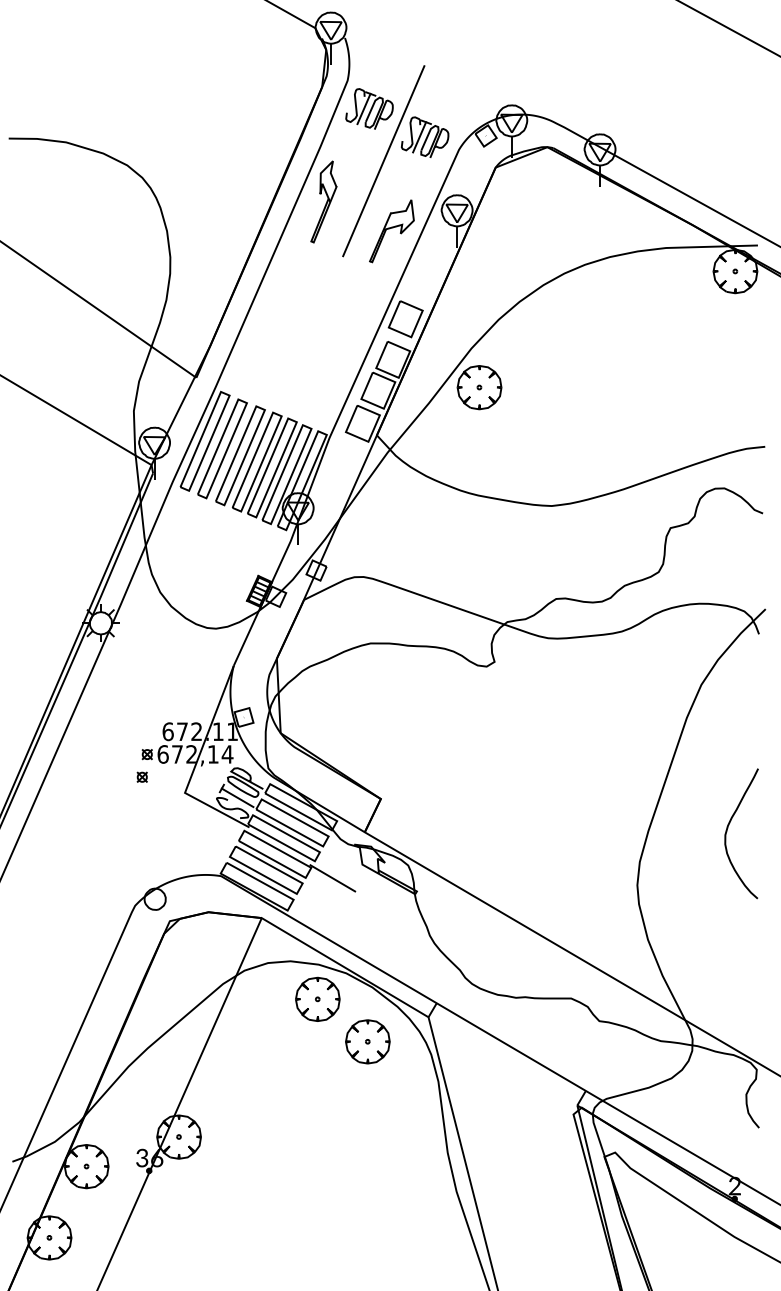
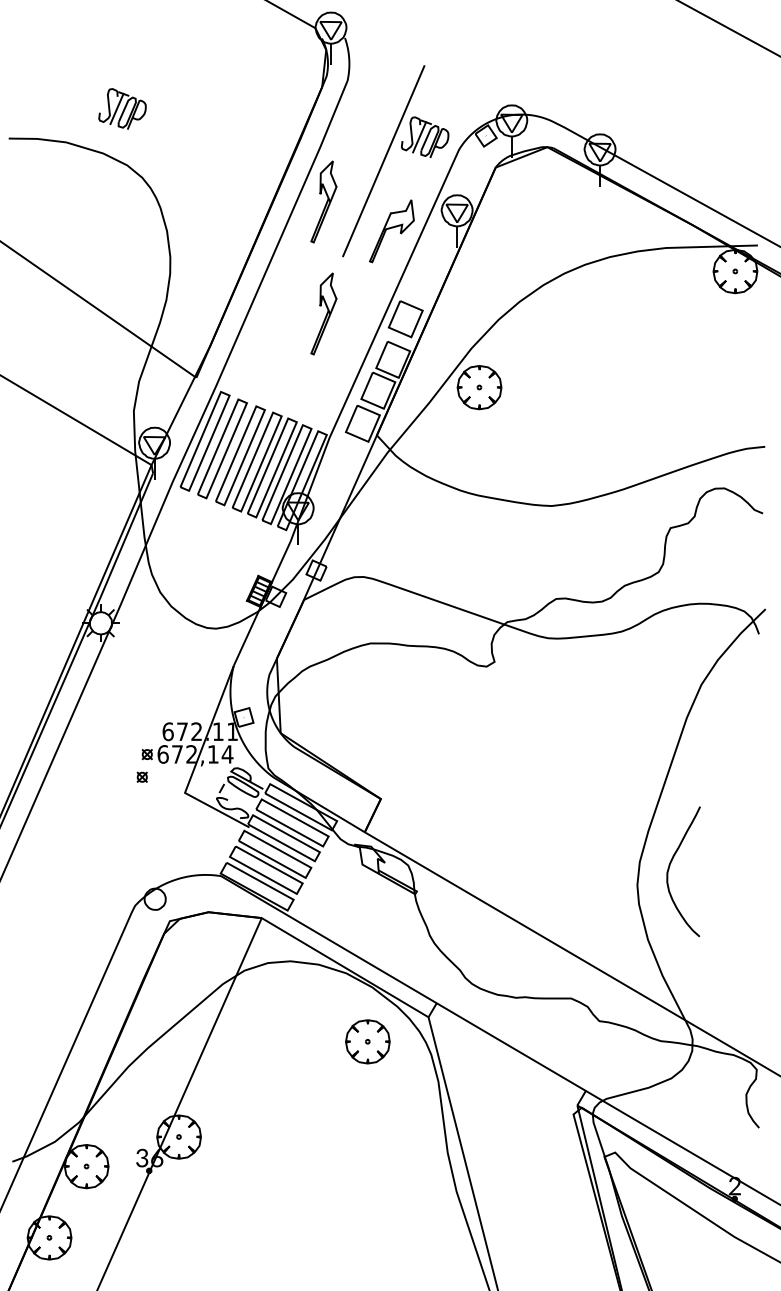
part position: (369, 108) -> (122, 108) (122, 108)
part: none -> present (323, 313)
line: present -> none (237, 797)
curve position: (728, 828) -> (670, 866) (670, 866)
line: present -> none (332, 878)
part: present -> none (317, 998)
